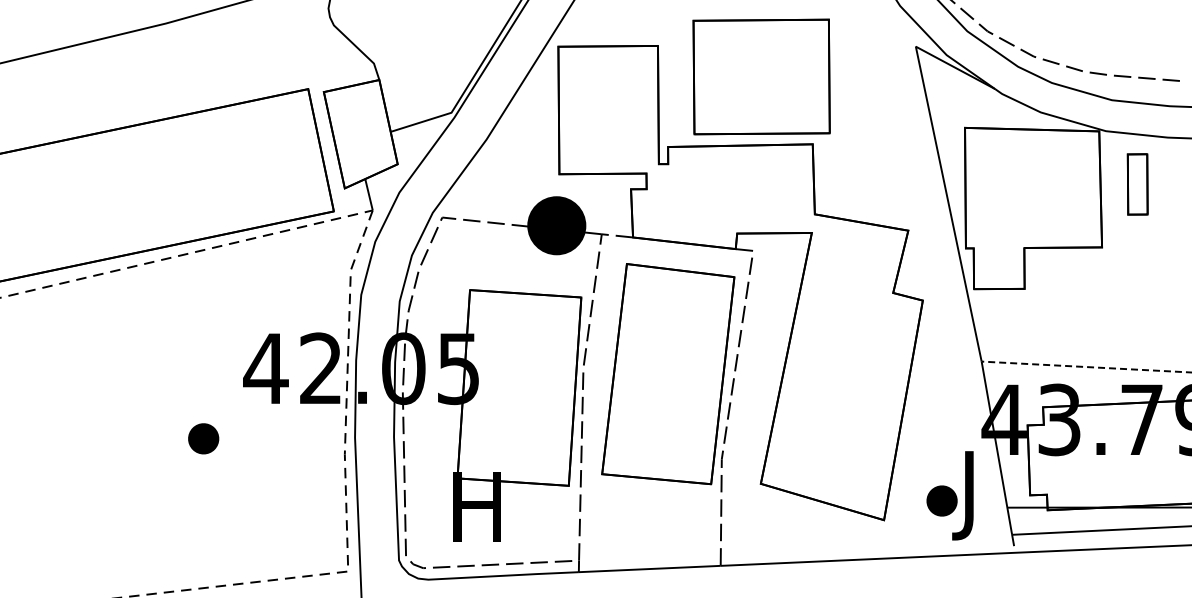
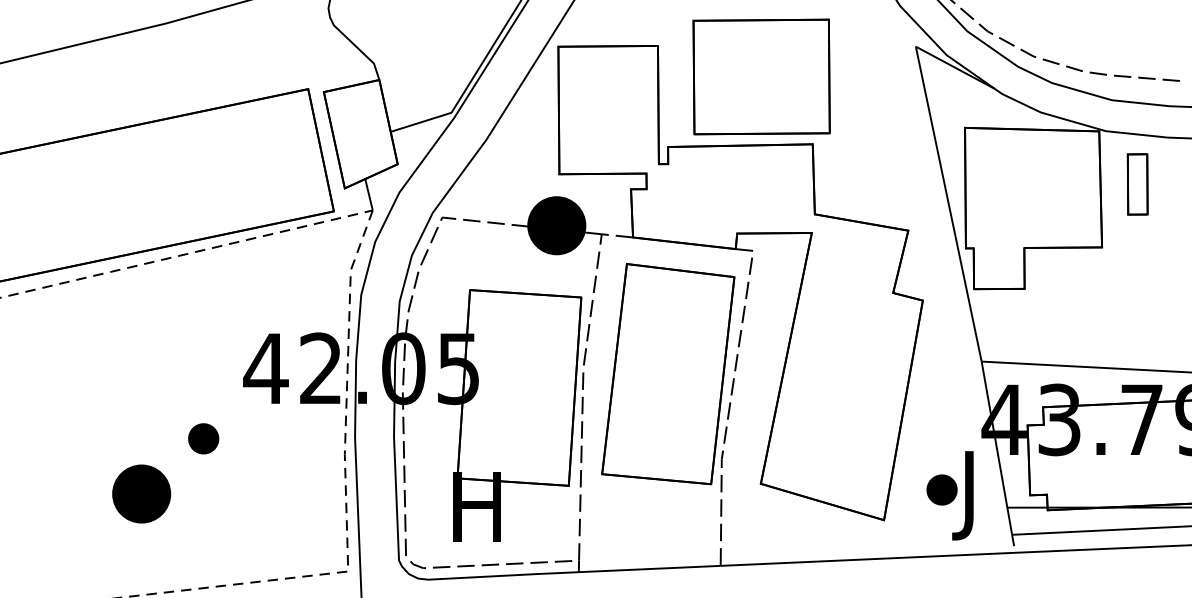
line: dashed -> solid (1086, 367)
part: none -> present (141, 493)
part position: (941, 500) -> (941, 489) (941, 489)
